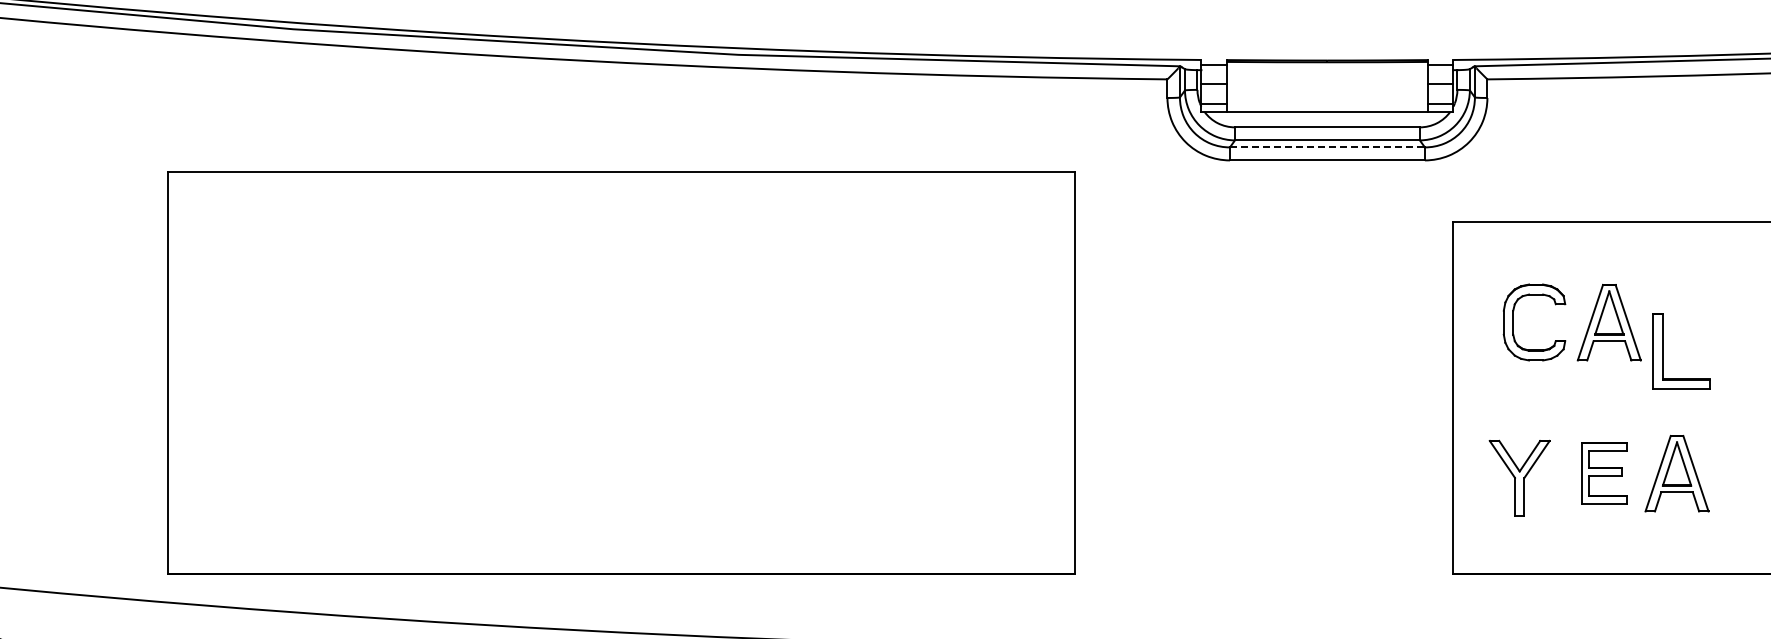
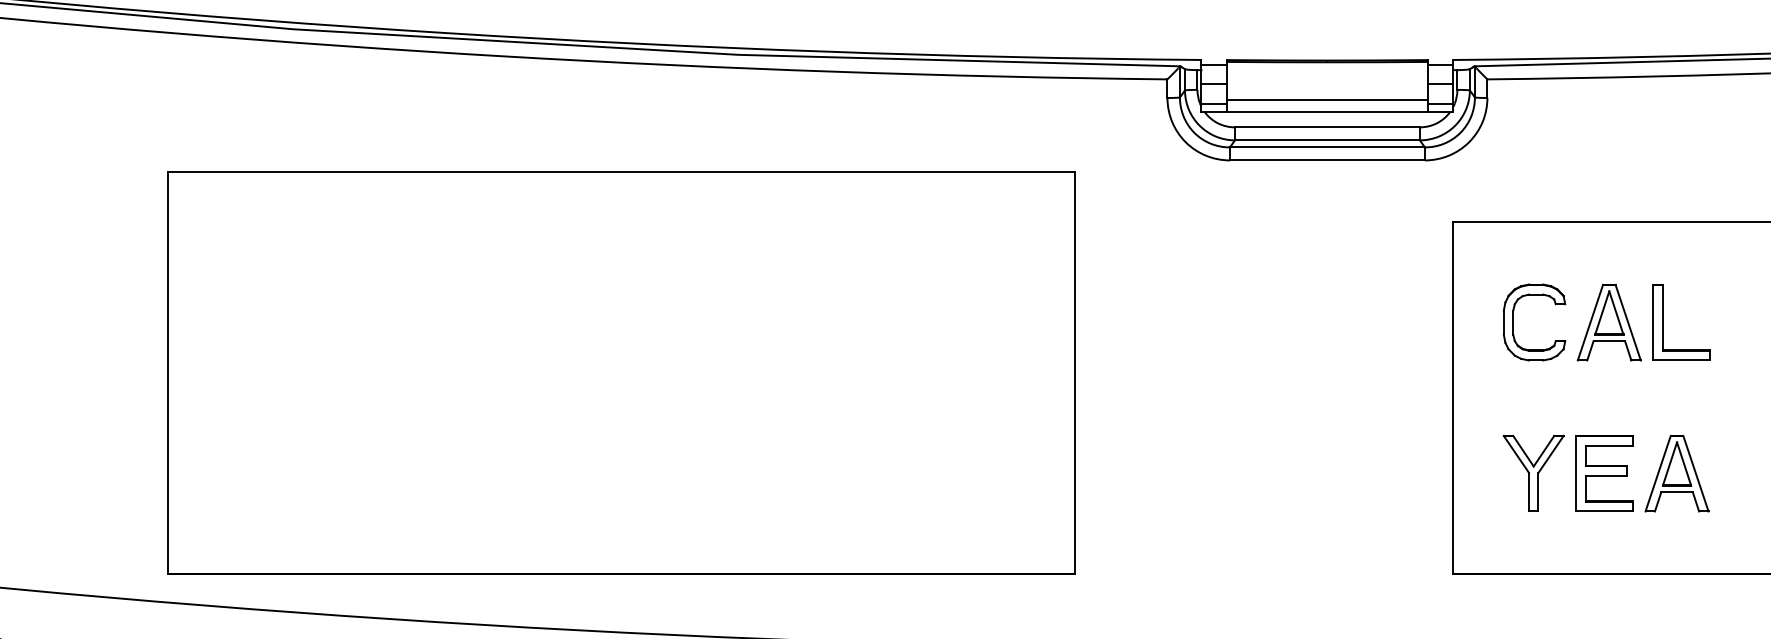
line: none -> present (1327, 99)
line: dashed -> solid (1327, 147)
part position: (1663, 351) -> (1663, 322) (1663, 322)
part size: 47x63 px -> 59x77 px (1604, 473)
part position: (1519, 477) -> (1533, 472) (1533, 472)
